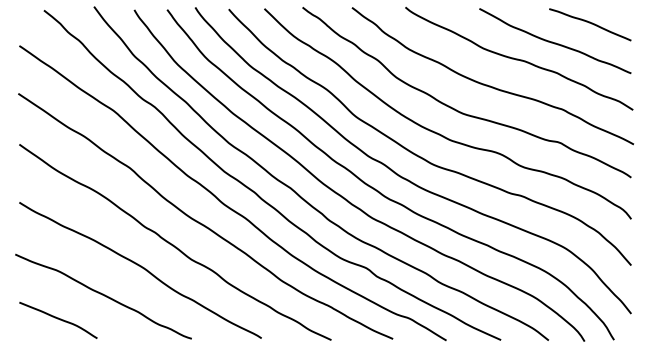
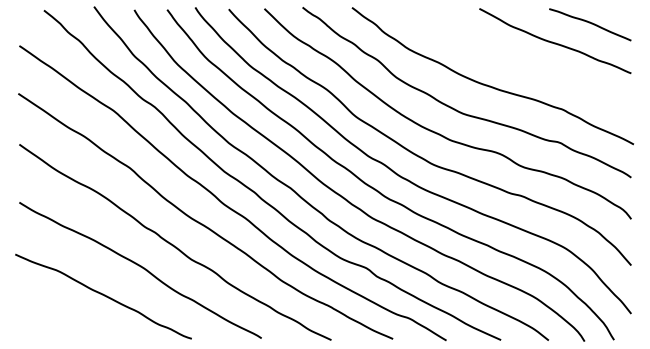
curve: present -> none (518, 58)
curve: present -> none (58, 319)
